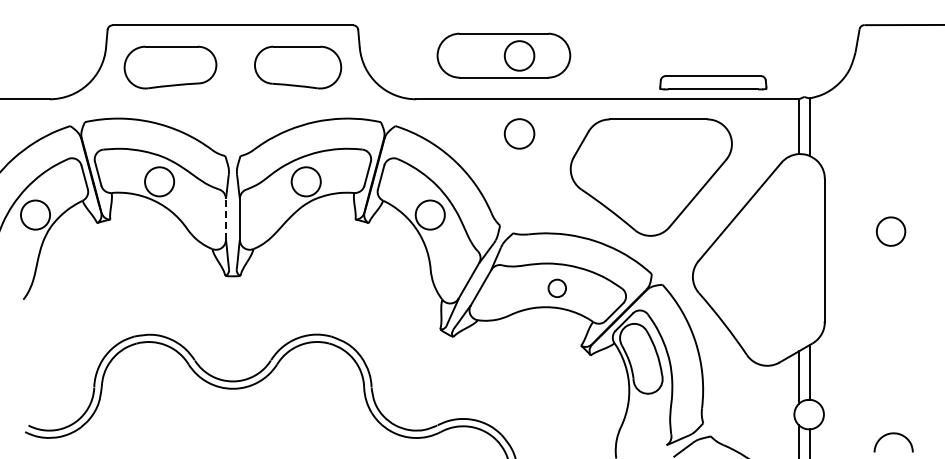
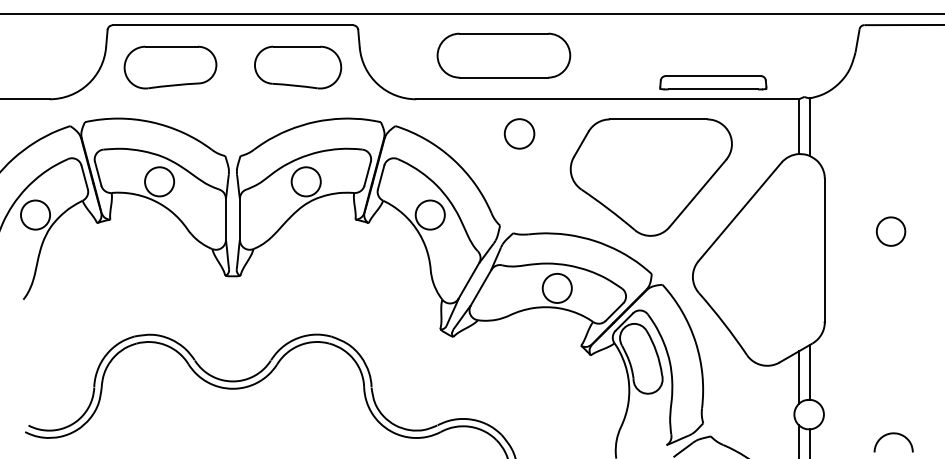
line: none -> present (471, 13)
circle: present -> none (519, 55)
line: dashed -> solid (225, 219)
circle diameter: 17 px -> 29 px (556, 287)
